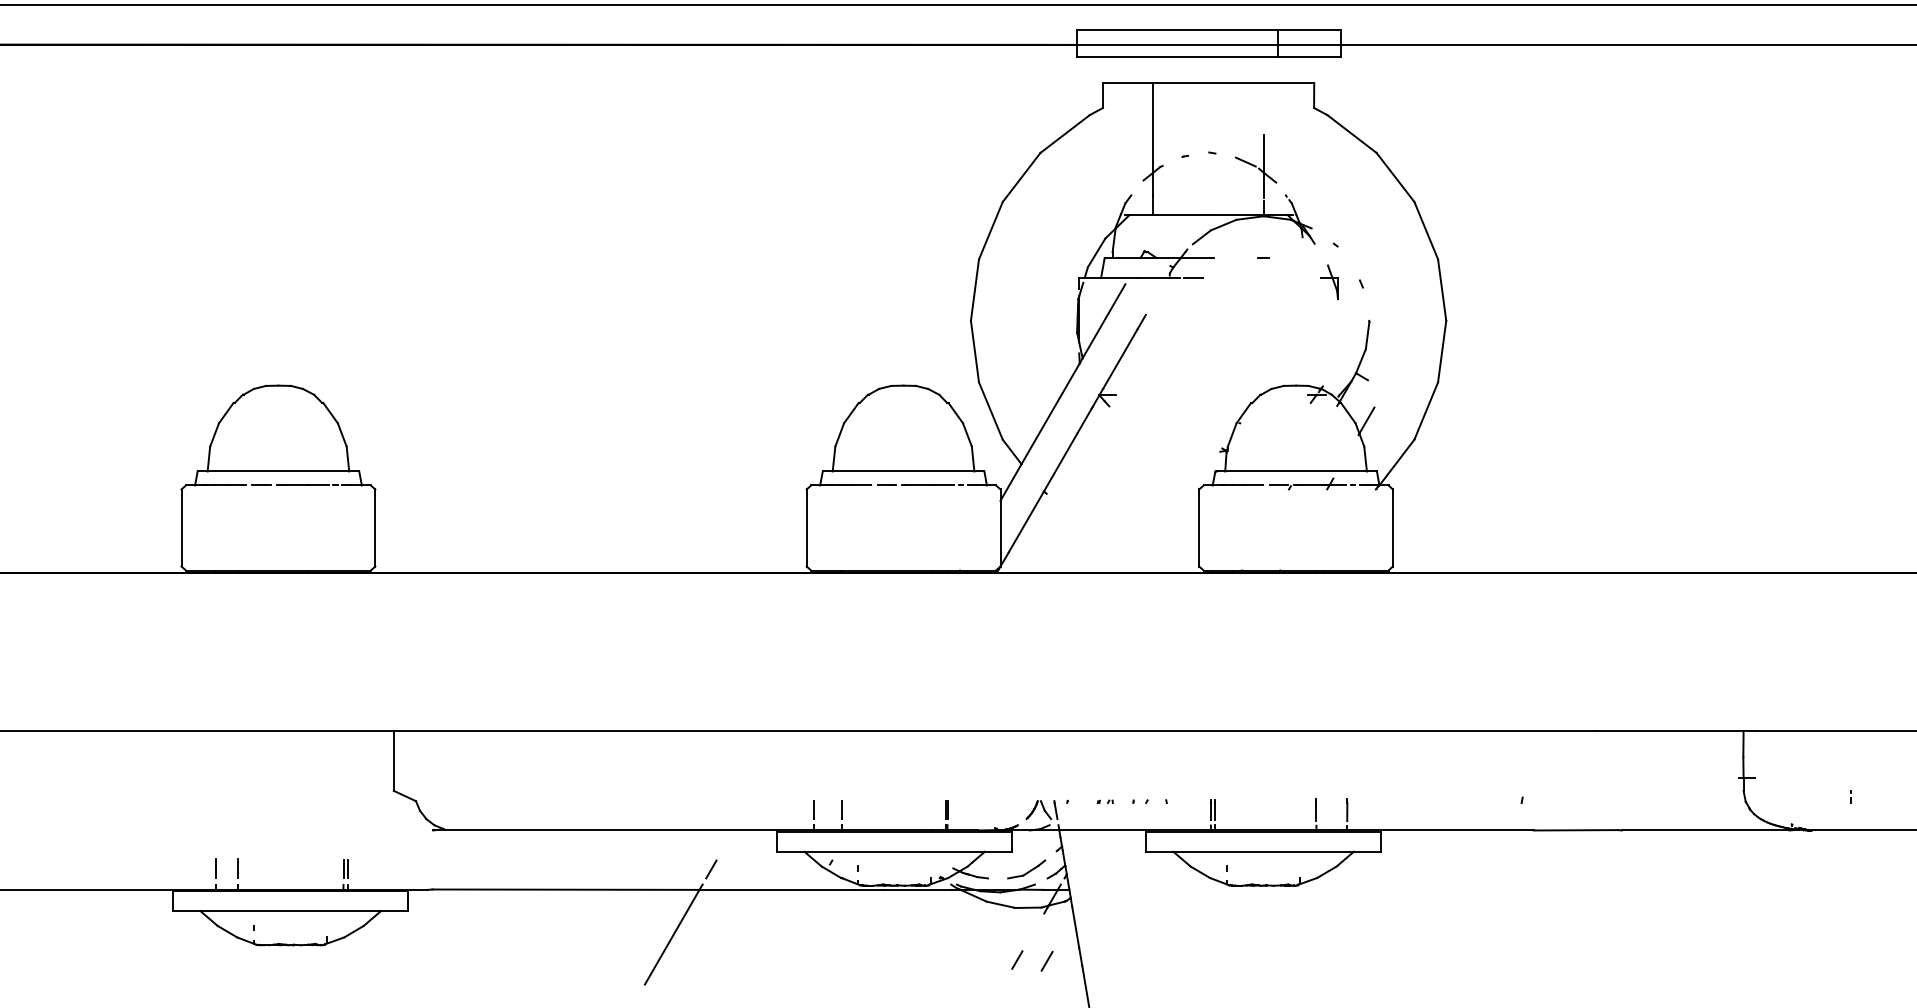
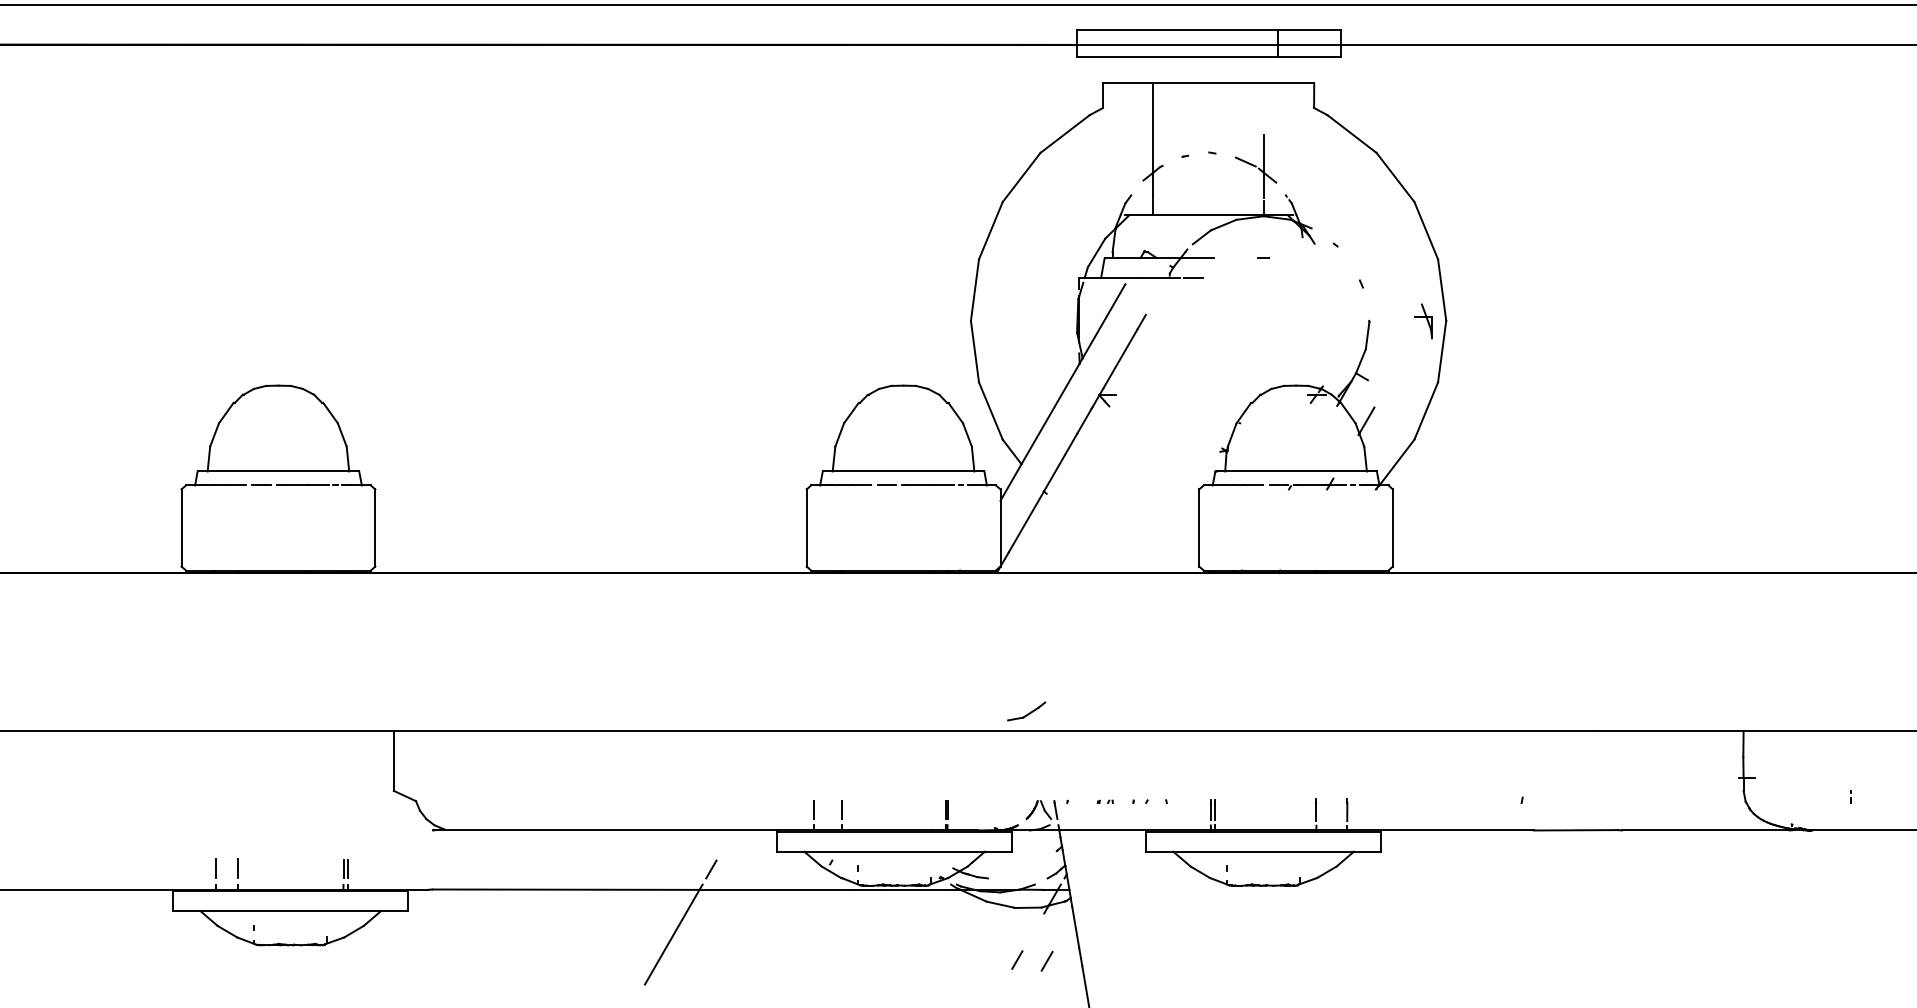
part position: (1329, 282) -> (1423, 321) (1423, 321)
part position: (1026, 869) -> (1026, 711) (1026, 711)
